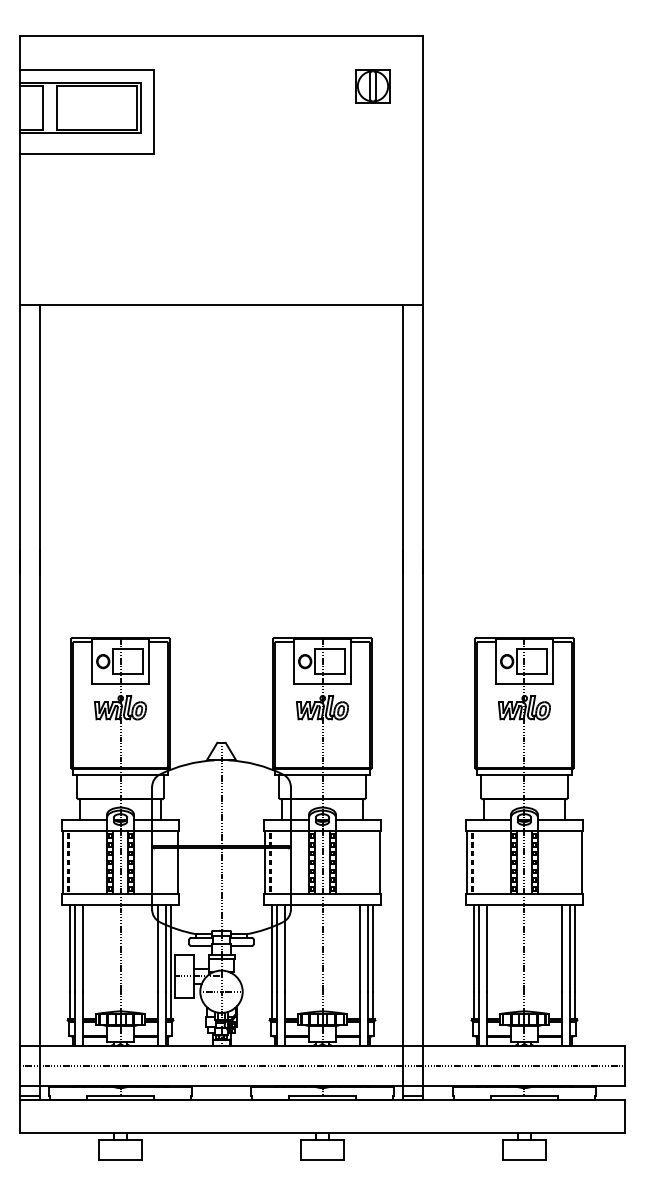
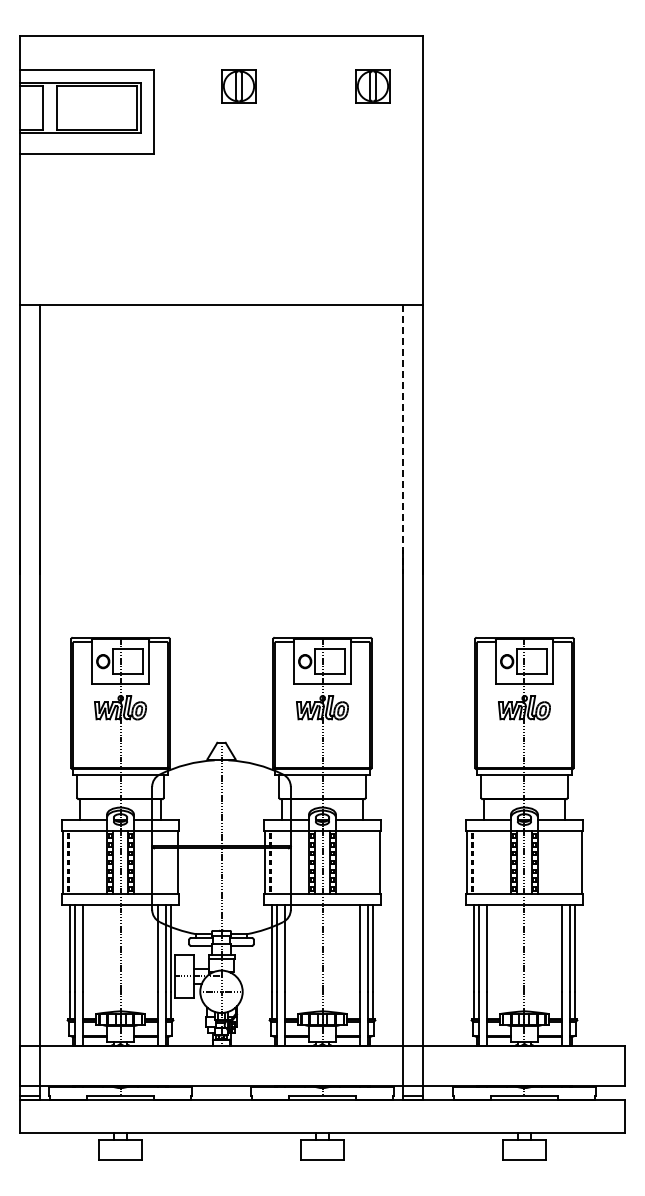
part: none -> present (238, 86)
line: solid -> dashed (403, 439)
line: present -> none (322, 1065)
